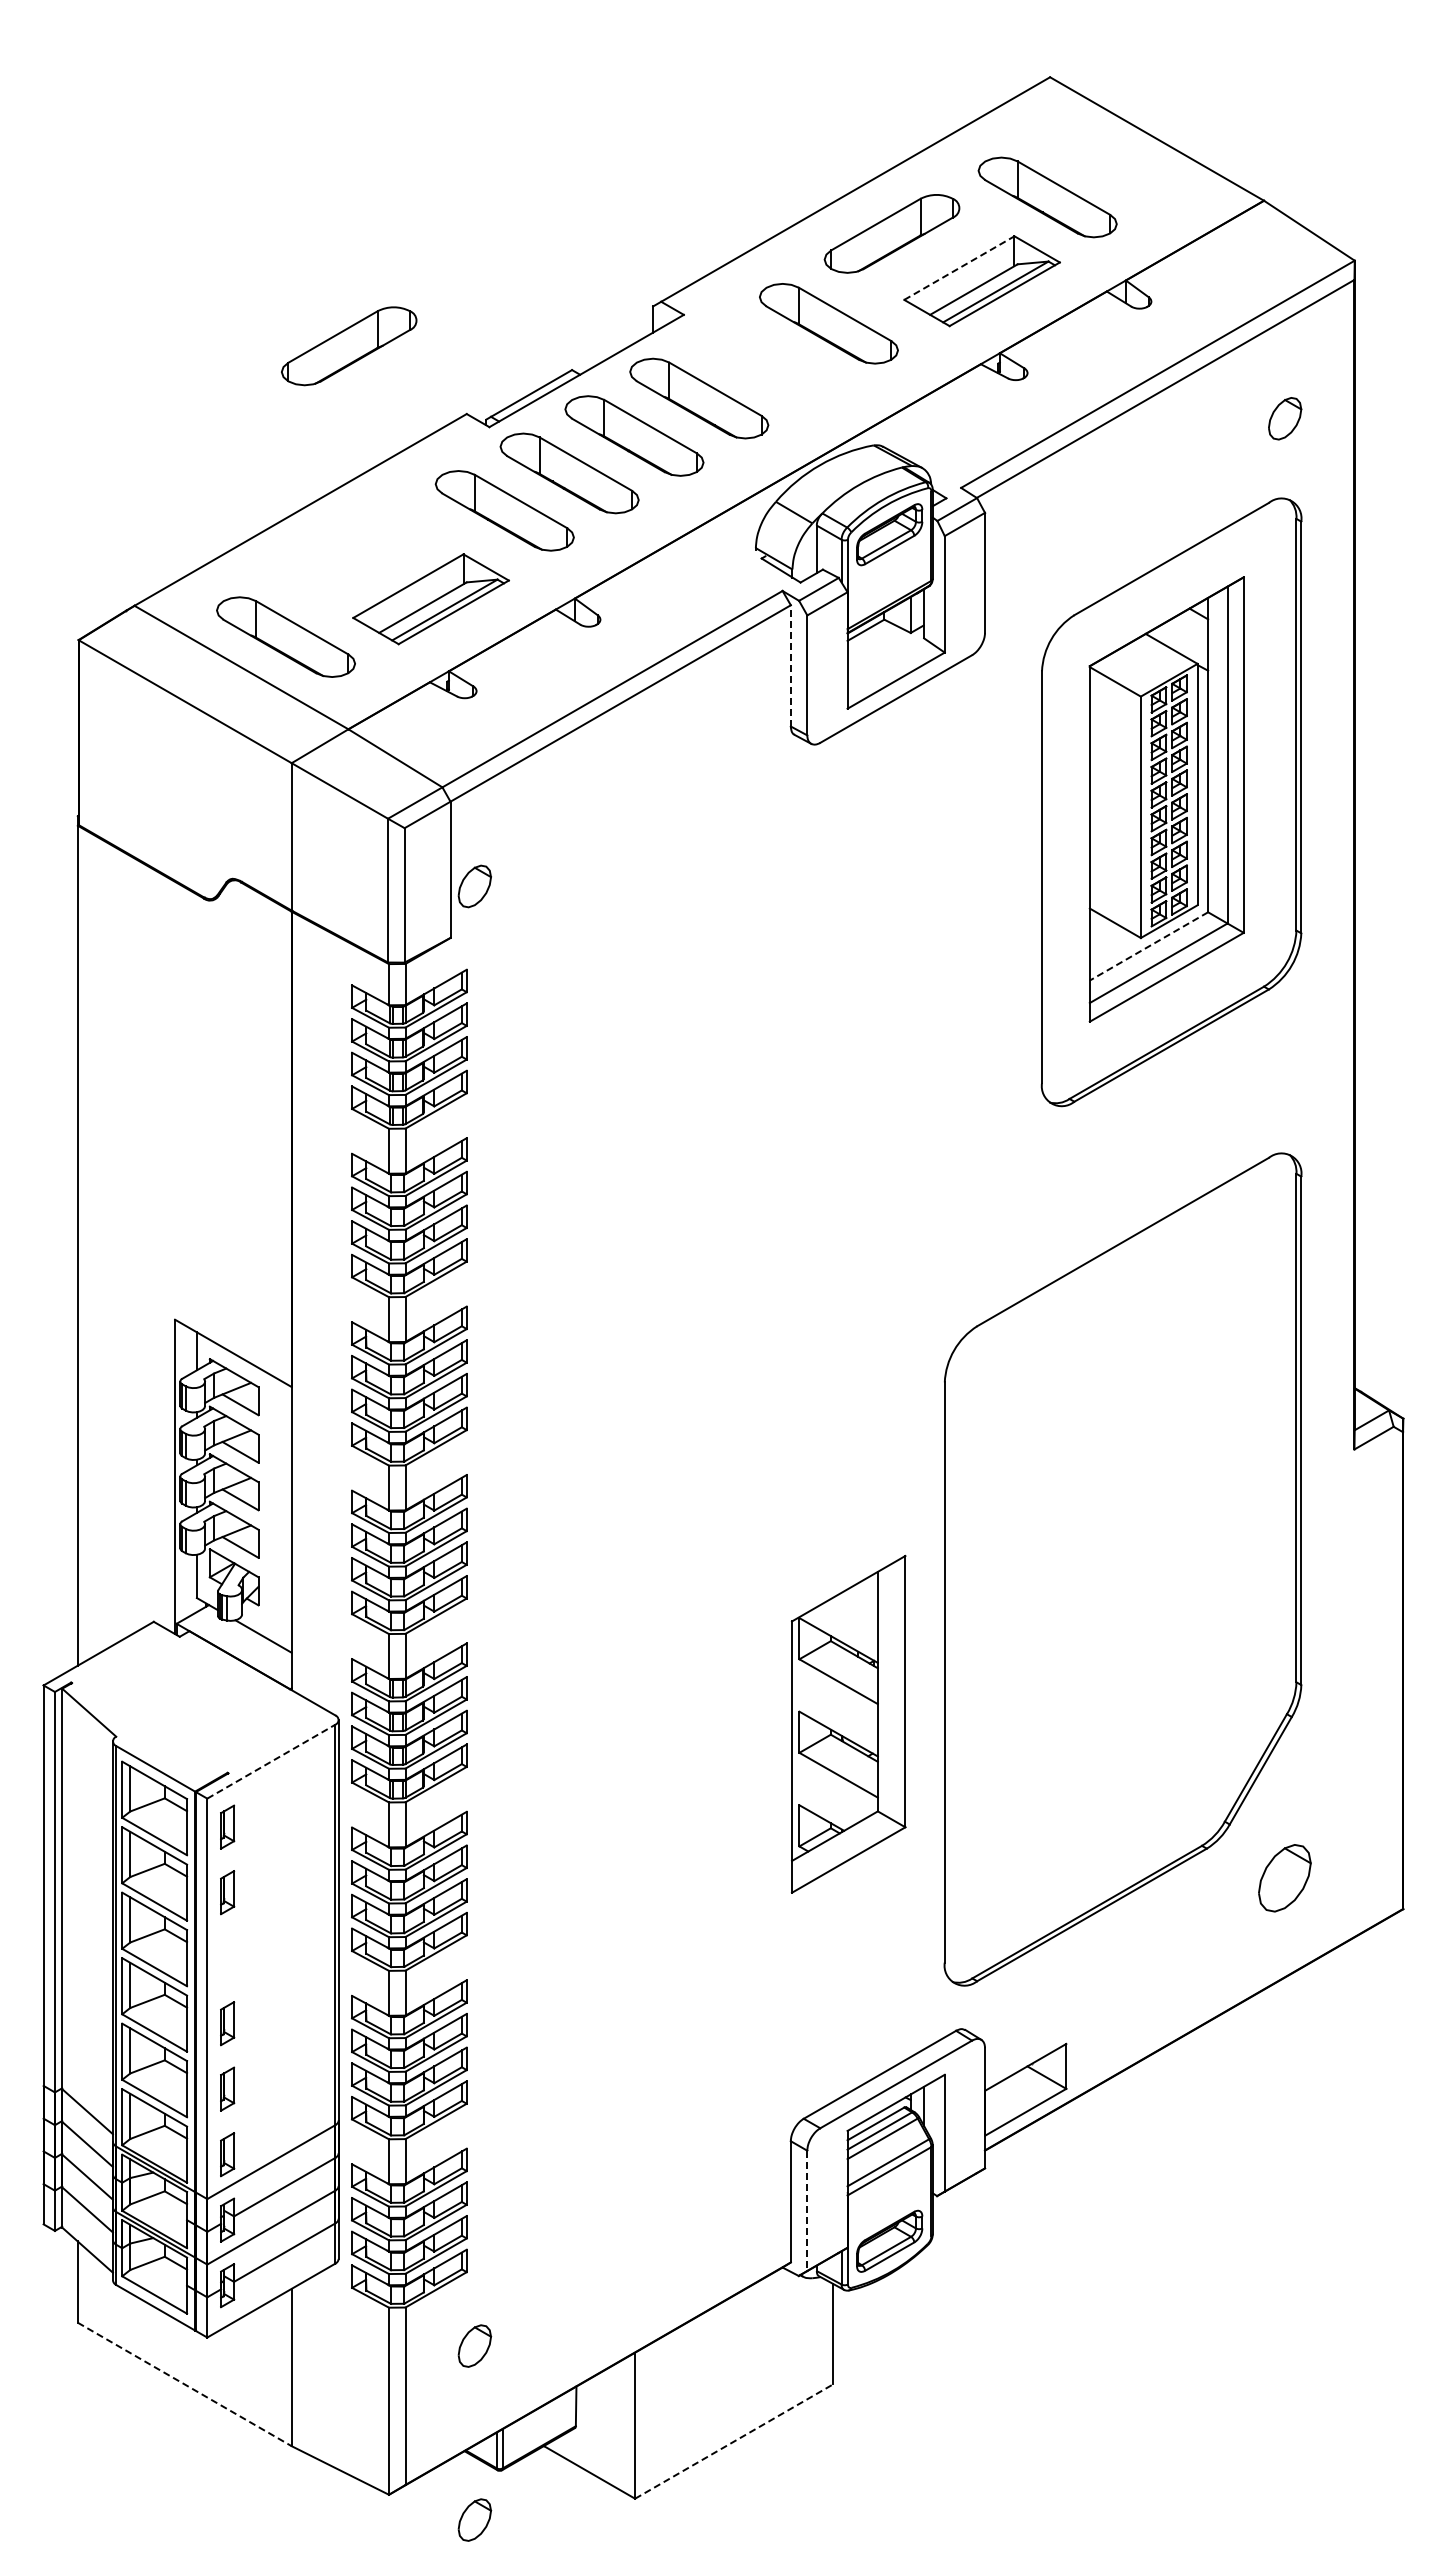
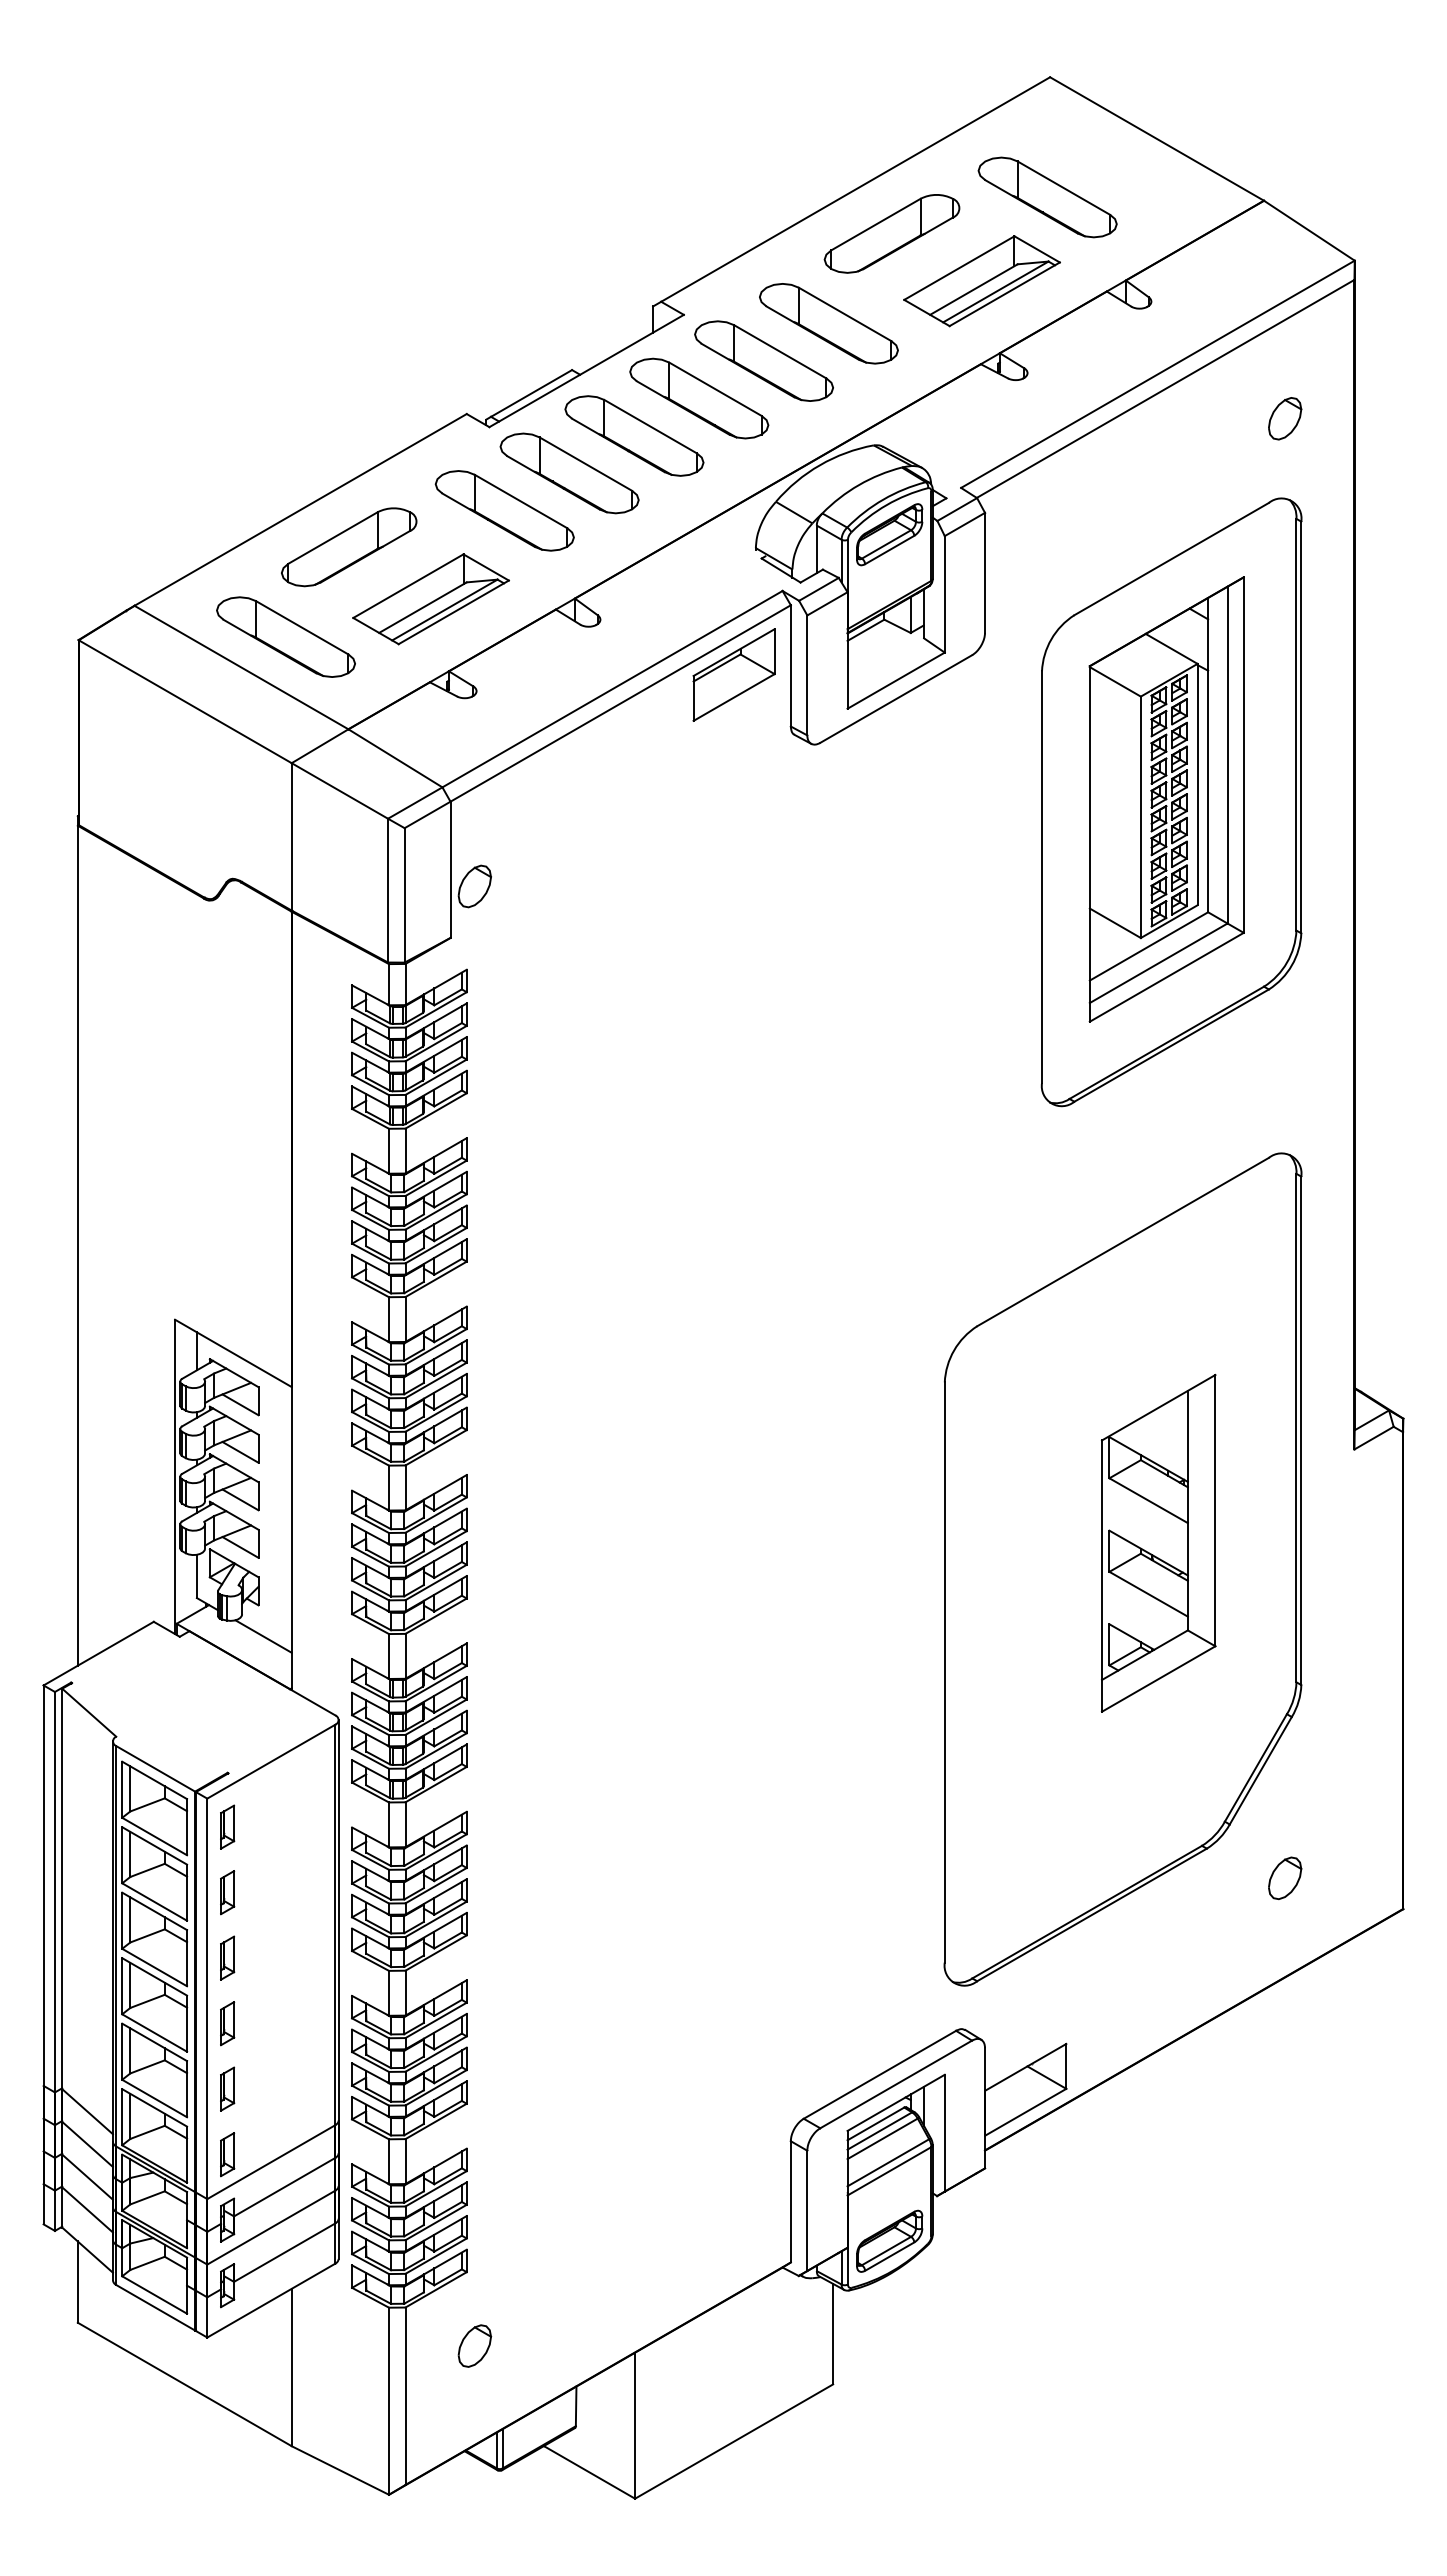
line: dashed -> solid (959, 268)
part position: (349, 346) -> (349, 547) (349, 547)
part: none -> present (763, 360)
line: dashed -> solid (790, 665)
part: none -> present (733, 674)
line: dashed -> solid (1148, 946)
part position: (848, 1723) -> (1158, 1542) (1158, 1542)
line: dashed -> solid (271, 1761)
part size: 54x69 px -> 35x45 px (1285, 1878)
part: none -> present (227, 1957)
line: dashed -> solid (807, 2211)
line: dashed -> solid (185, 2384)
line: dashed -> solid (734, 2441)
part: present -> none (474, 2519)
